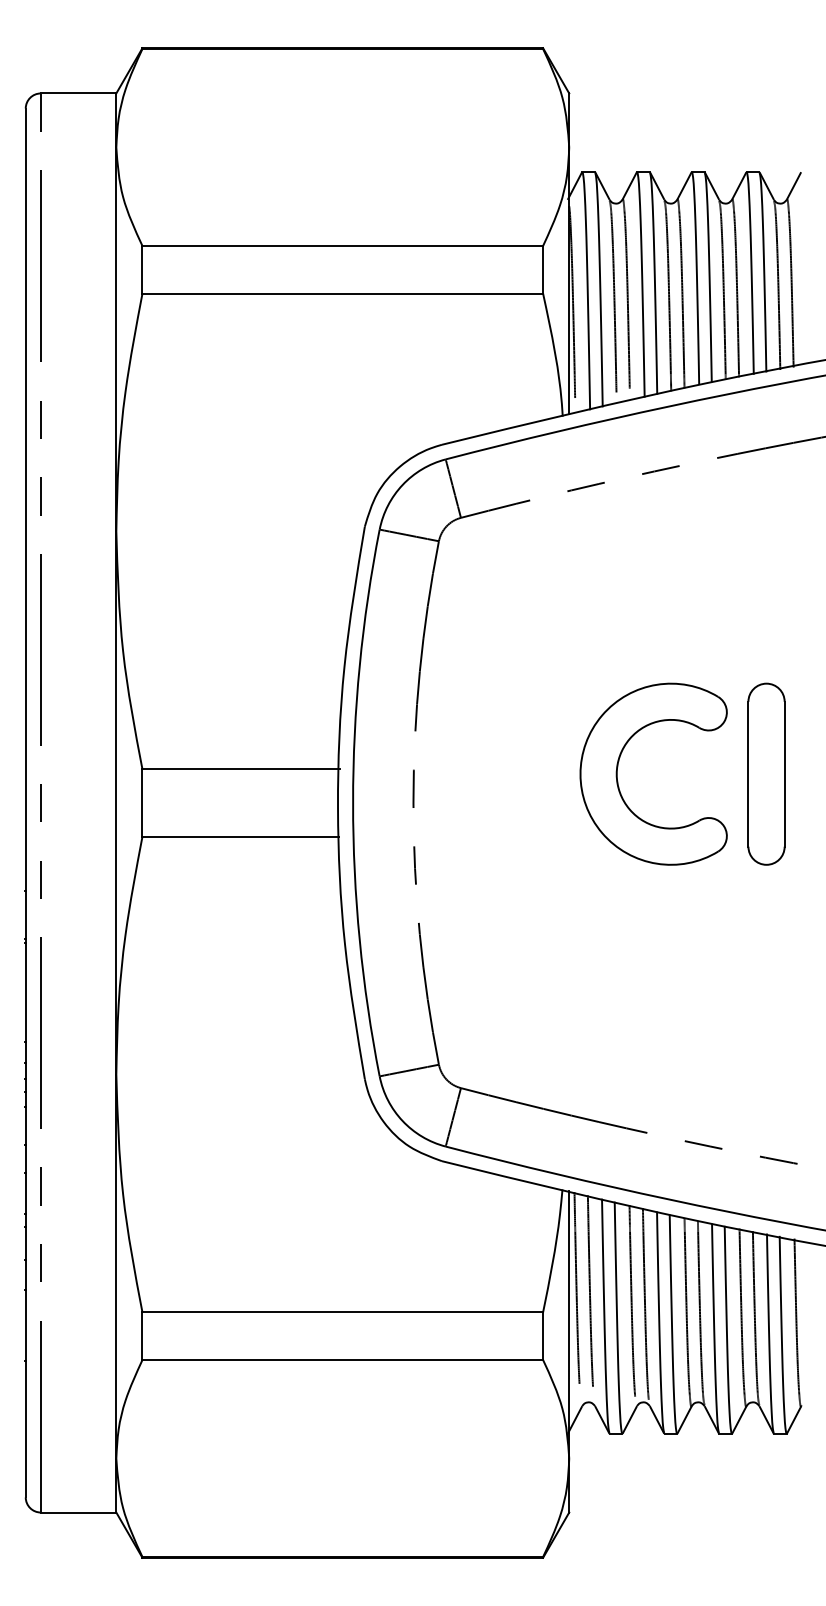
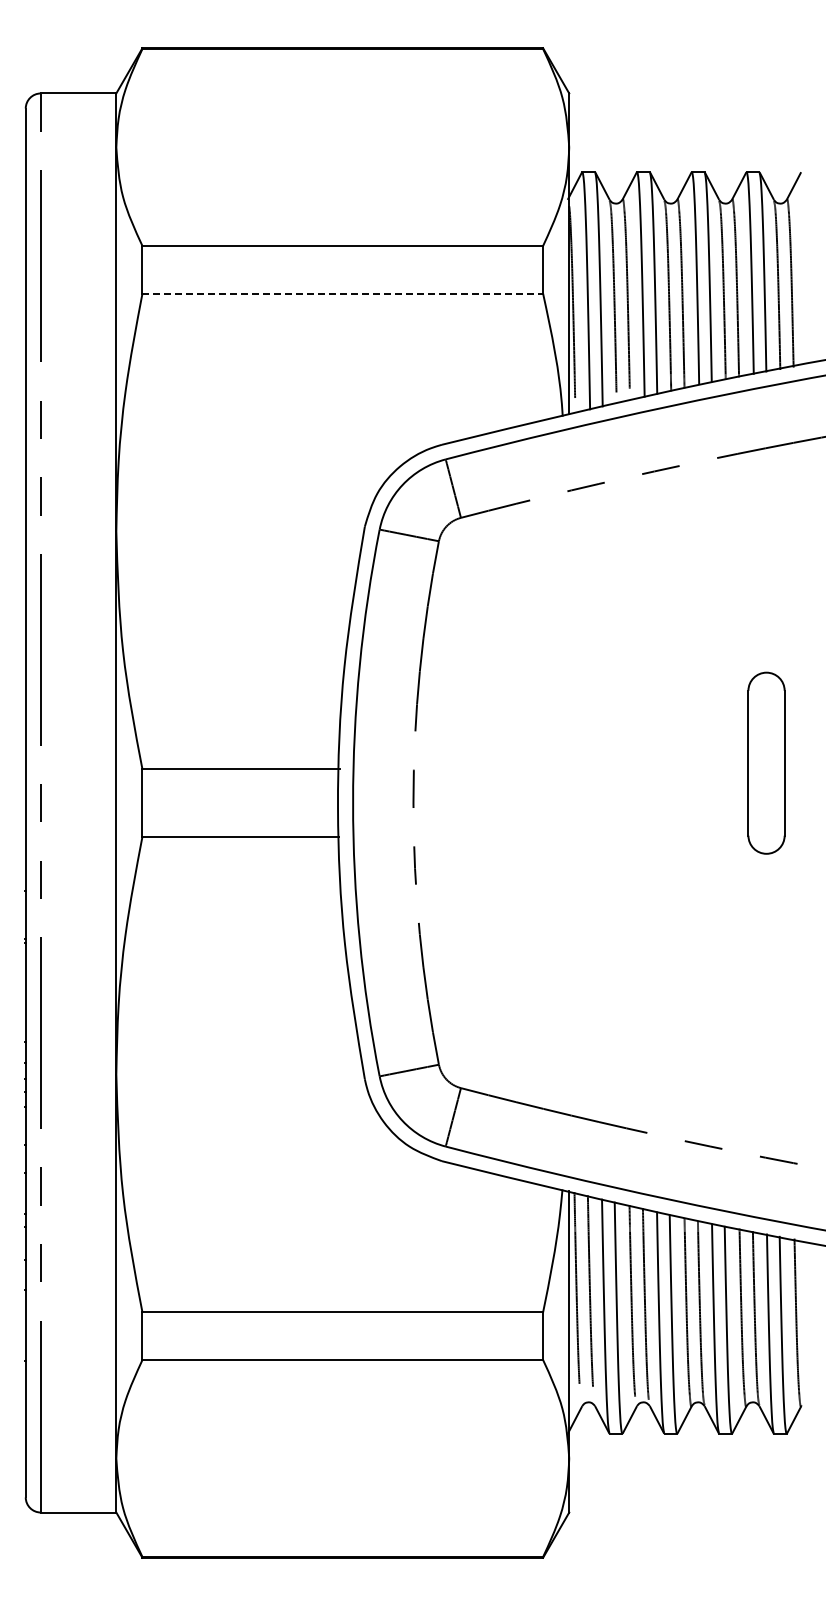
line: solid -> dashed (343, 293)
part: present -> none (618, 767)
part position: (766, 773) -> (766, 762) (766, 762)
